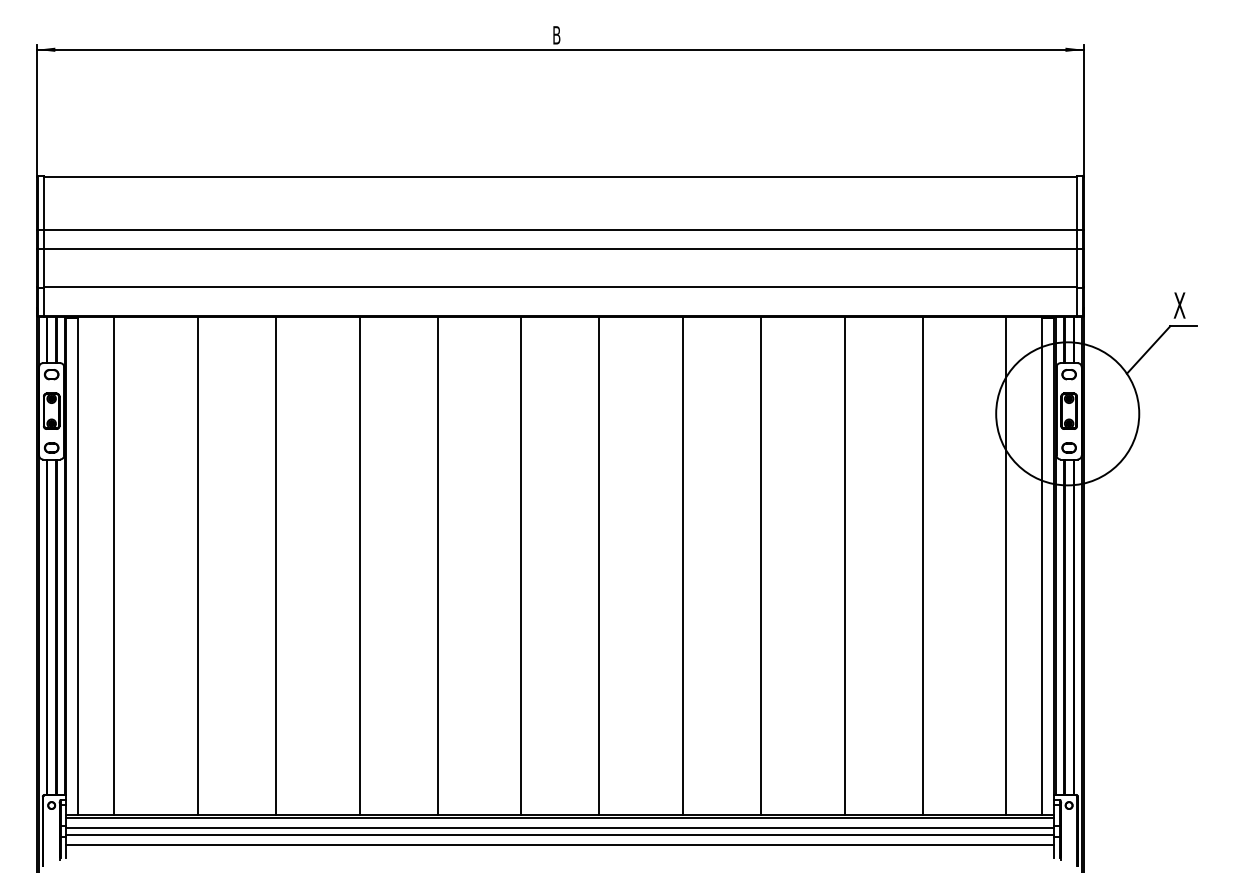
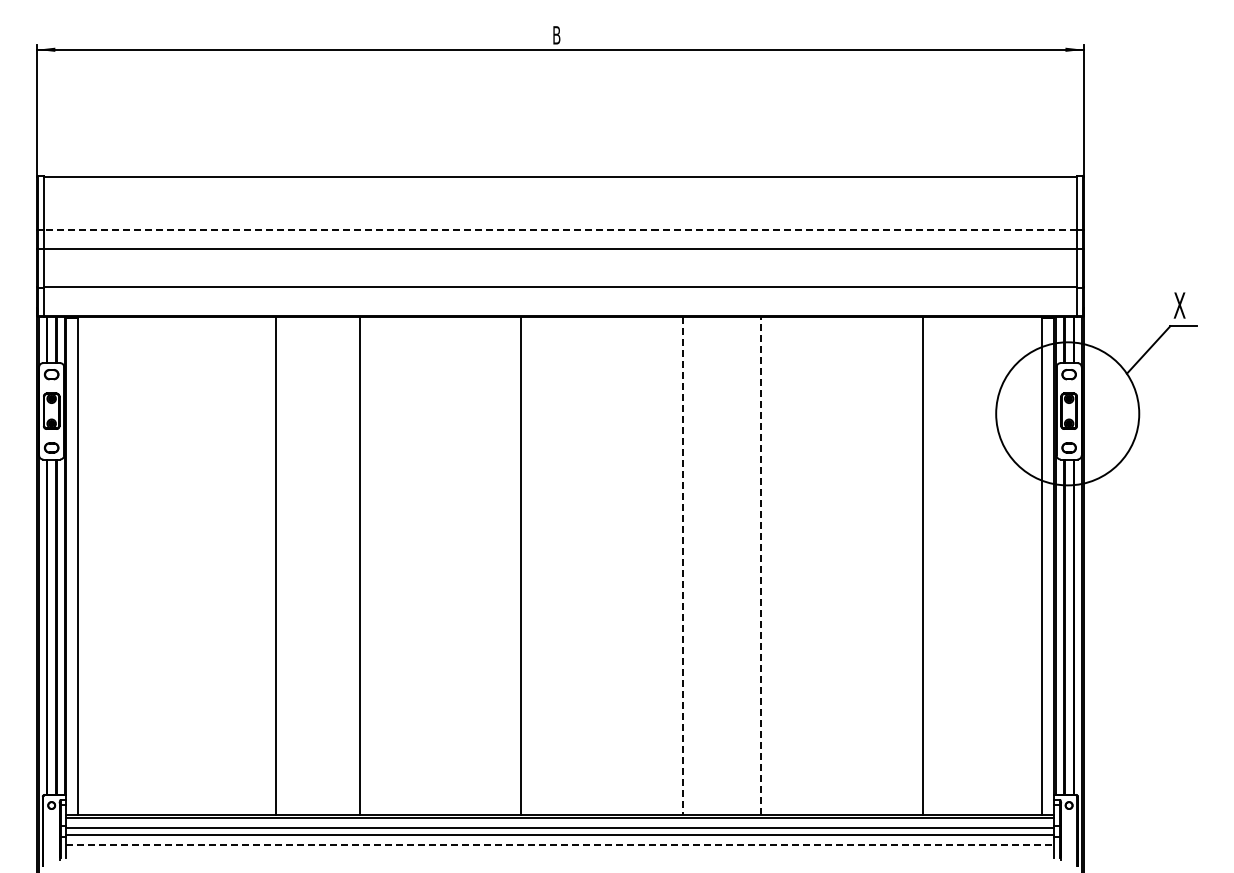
line: solid -> dashed (559, 229)
line: present -> none (114, 565)
line: present -> none (198, 565)
line: present -> none (437, 565)
line: present -> none (599, 565)
line: solid -> dashed (760, 565)
line: present -> none (844, 565)
line: present -> none (1006, 565)
line: solid -> dashed (683, 566)
line: solid -> dashed (560, 845)
